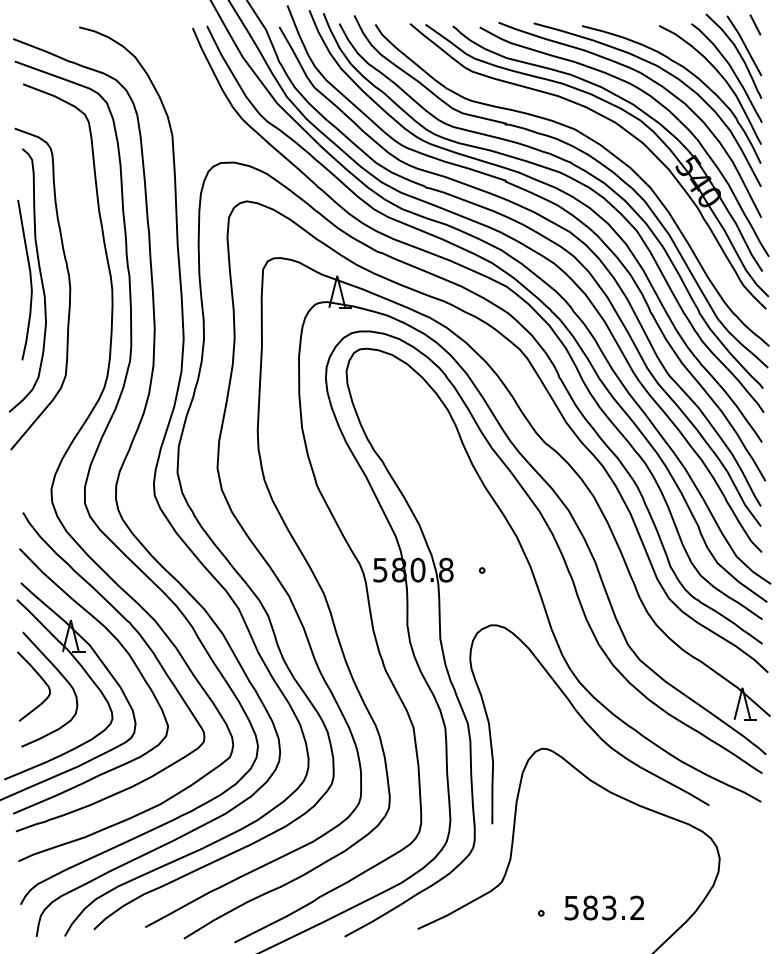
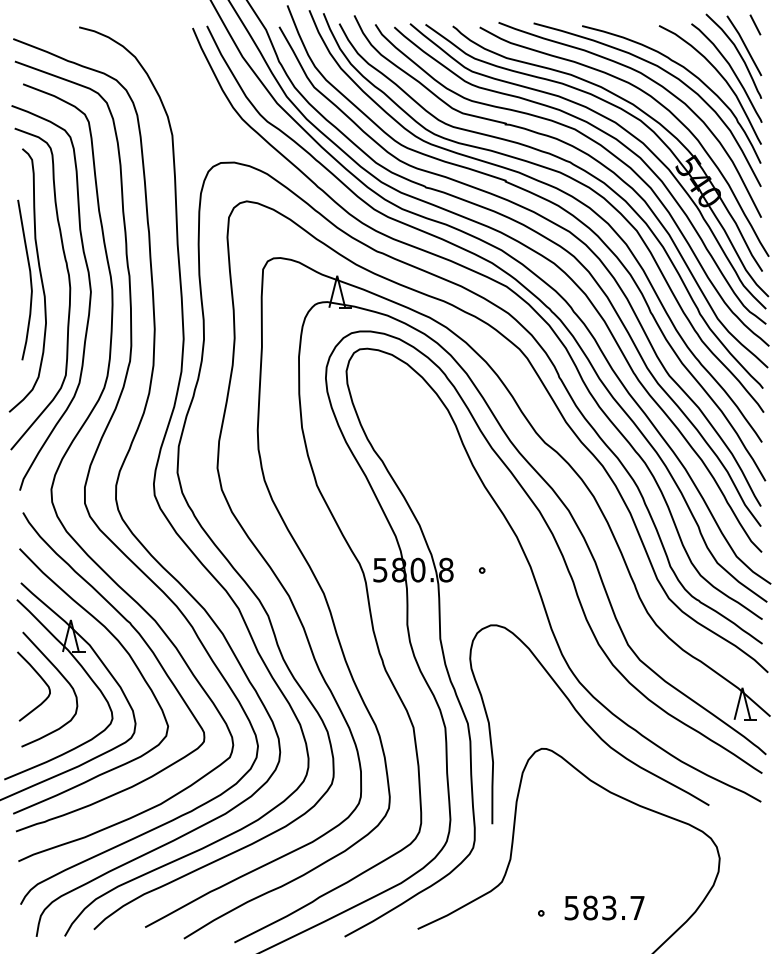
curve: none -> present (607, 135)
curve: none -> present (88, 305)
text: 583.2 -> 583.7 (637, 907)
